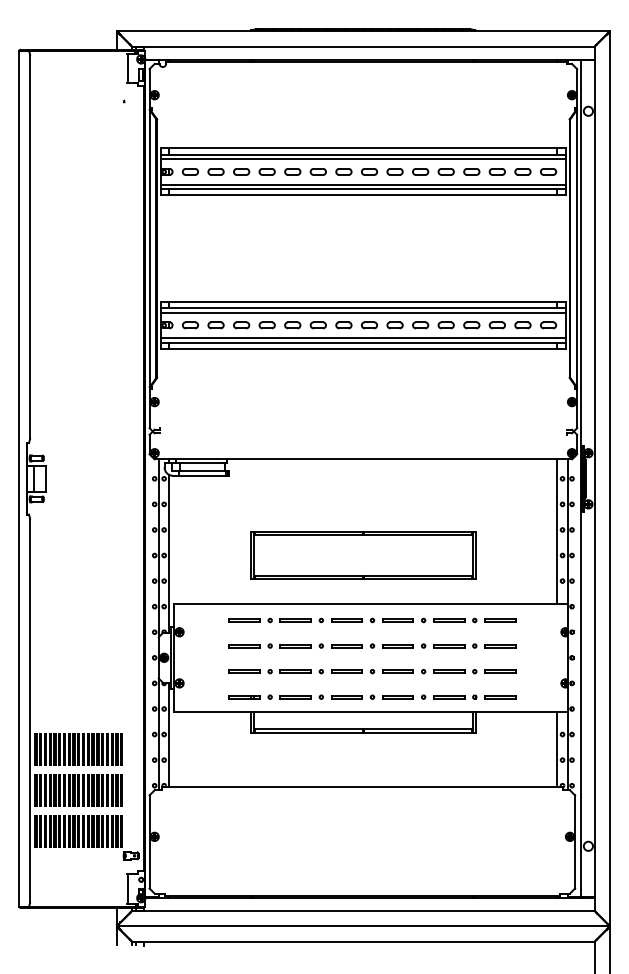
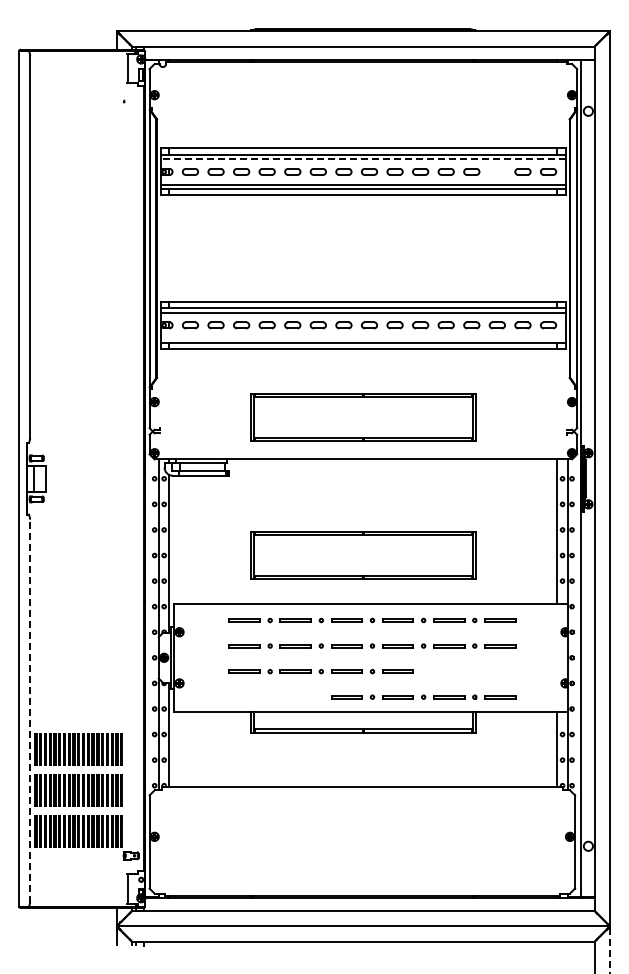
line: solid -> dashed (363, 159)
part: present -> none (496, 171)
line: present -> none (362, 338)
part: none -> present (363, 417)
part: present -> none (468, 671)
part: present -> none (275, 696)
line: solid -> dashed (30, 710)
line: solid -> dashed (609, 950)
